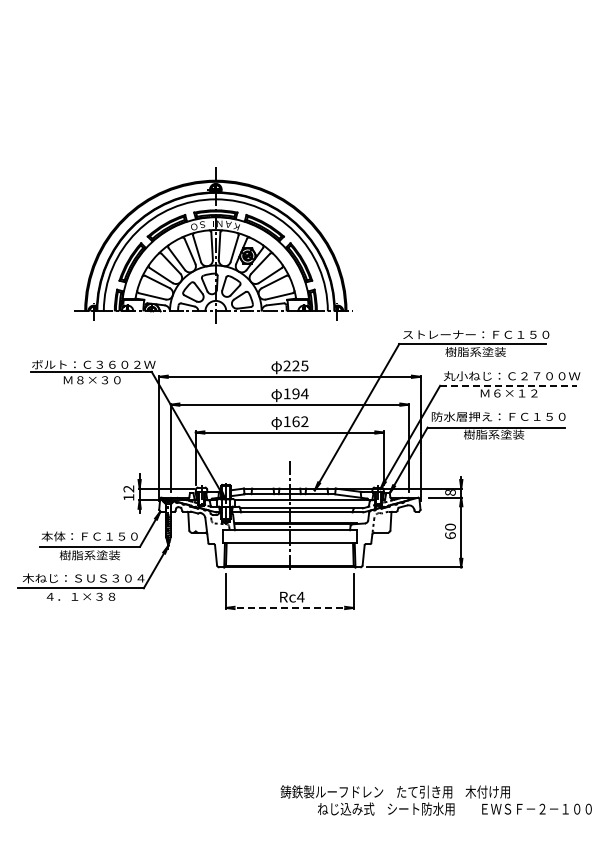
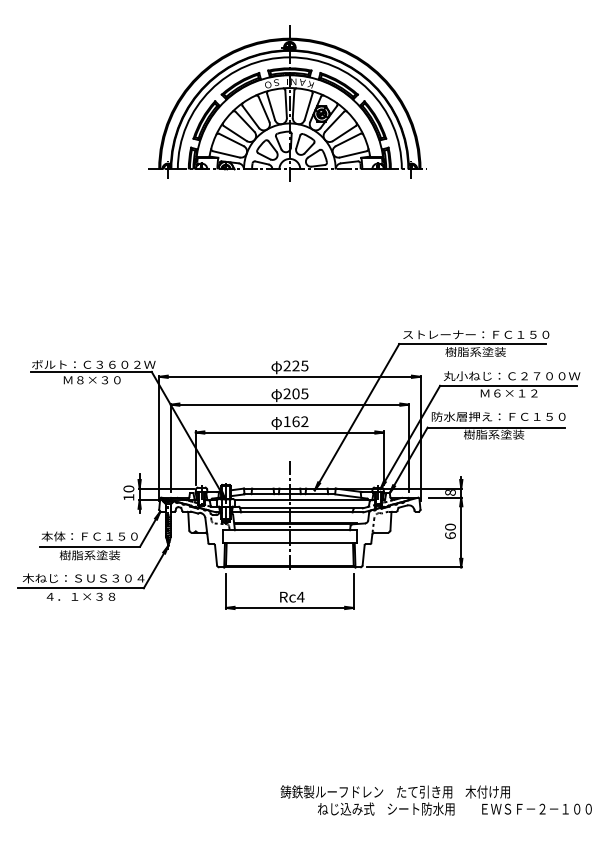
part position: (213, 245) -> (287, 103) (287, 103)
line: dashed -> solid (509, 385)
text: 194 -> 205 (295, 393)
text: 12 -> 10 (128, 488)
line: dashed -> solid (289, 607)
